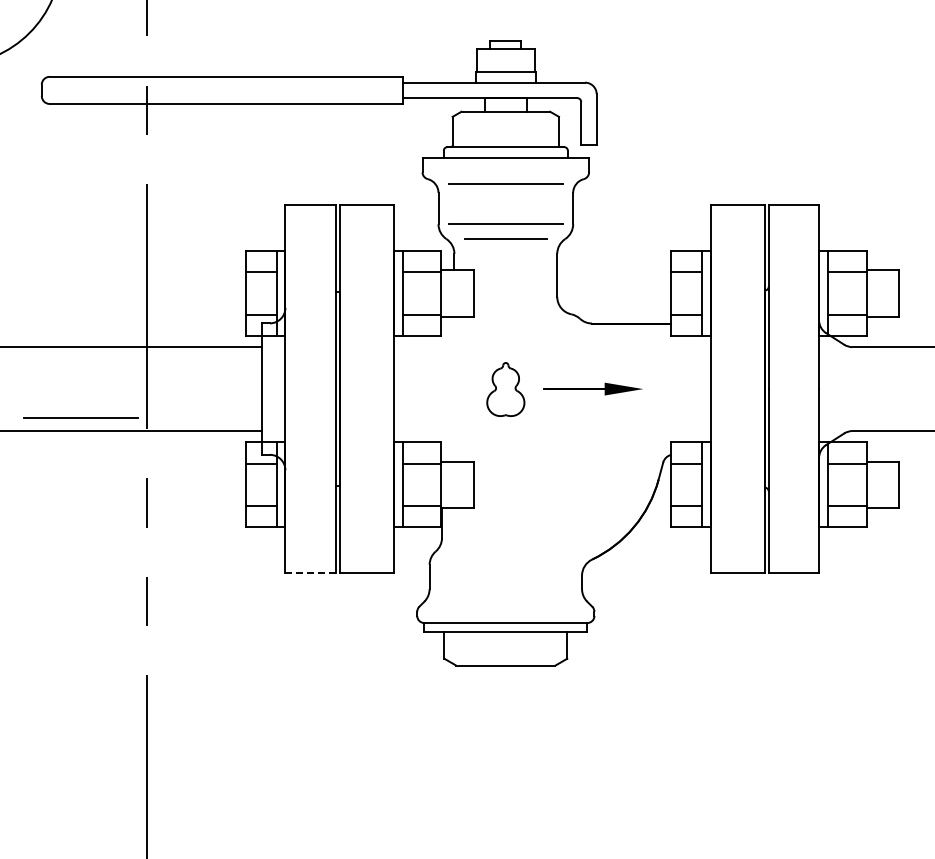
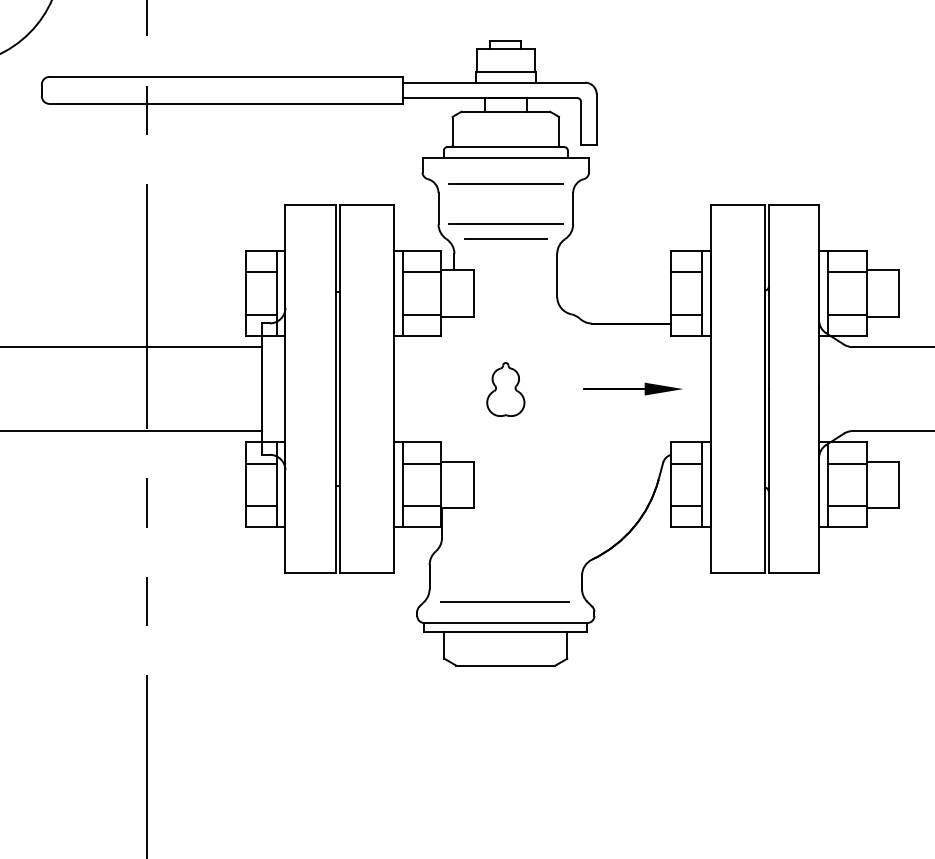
part position: (592, 388) -> (632, 388) (632, 388)
line: present -> none (80, 417)
line: dashed -> solid (311, 572)
line: none -> present (504, 601)
